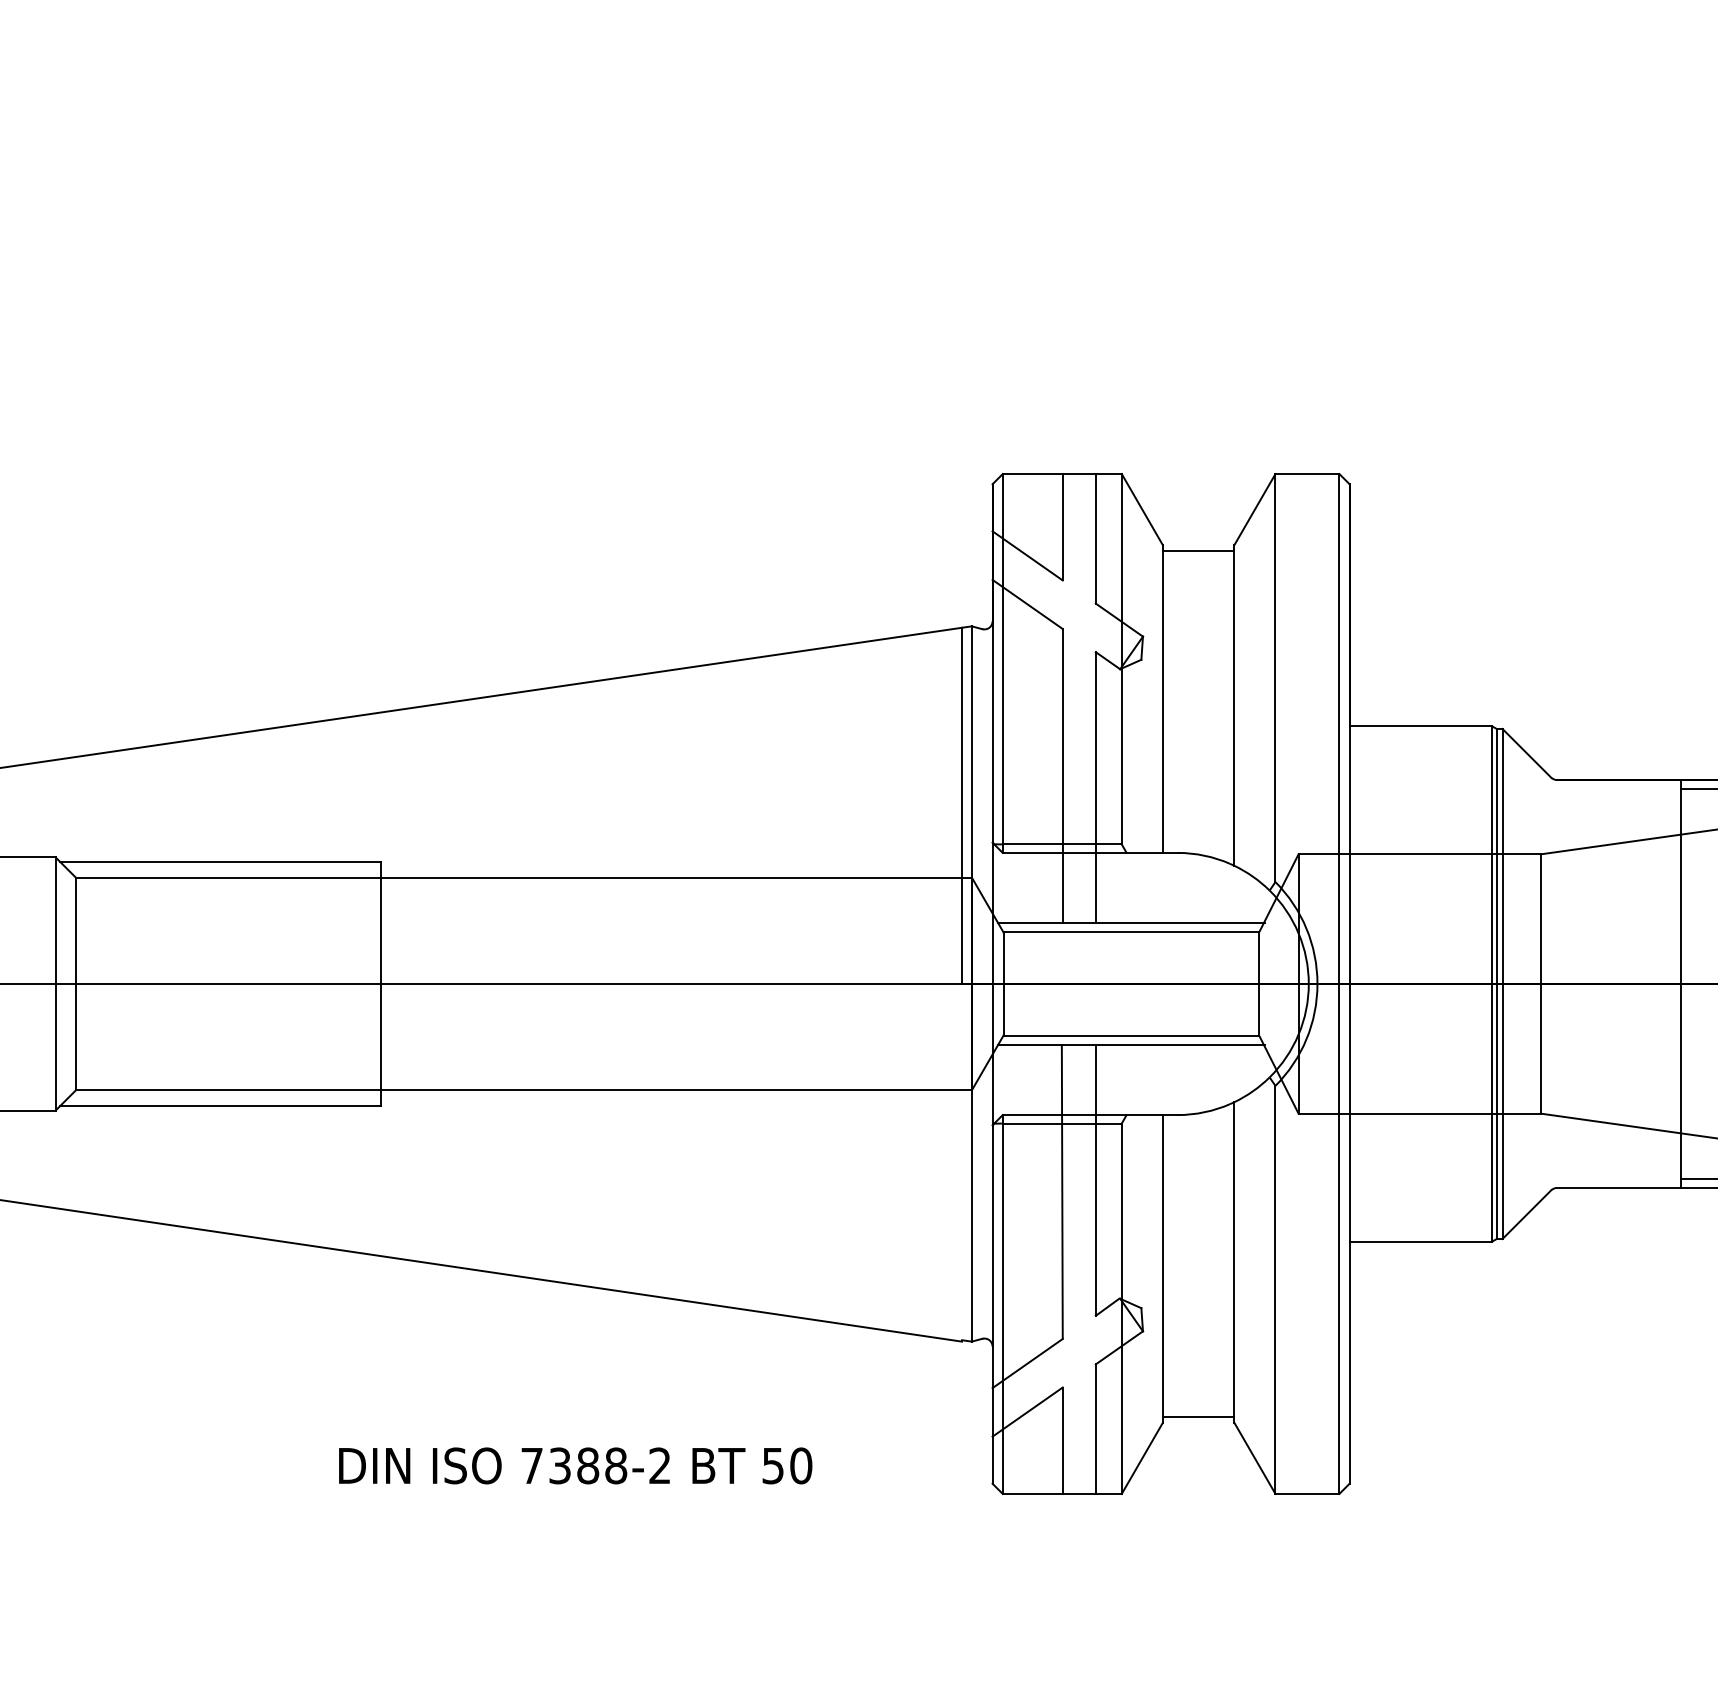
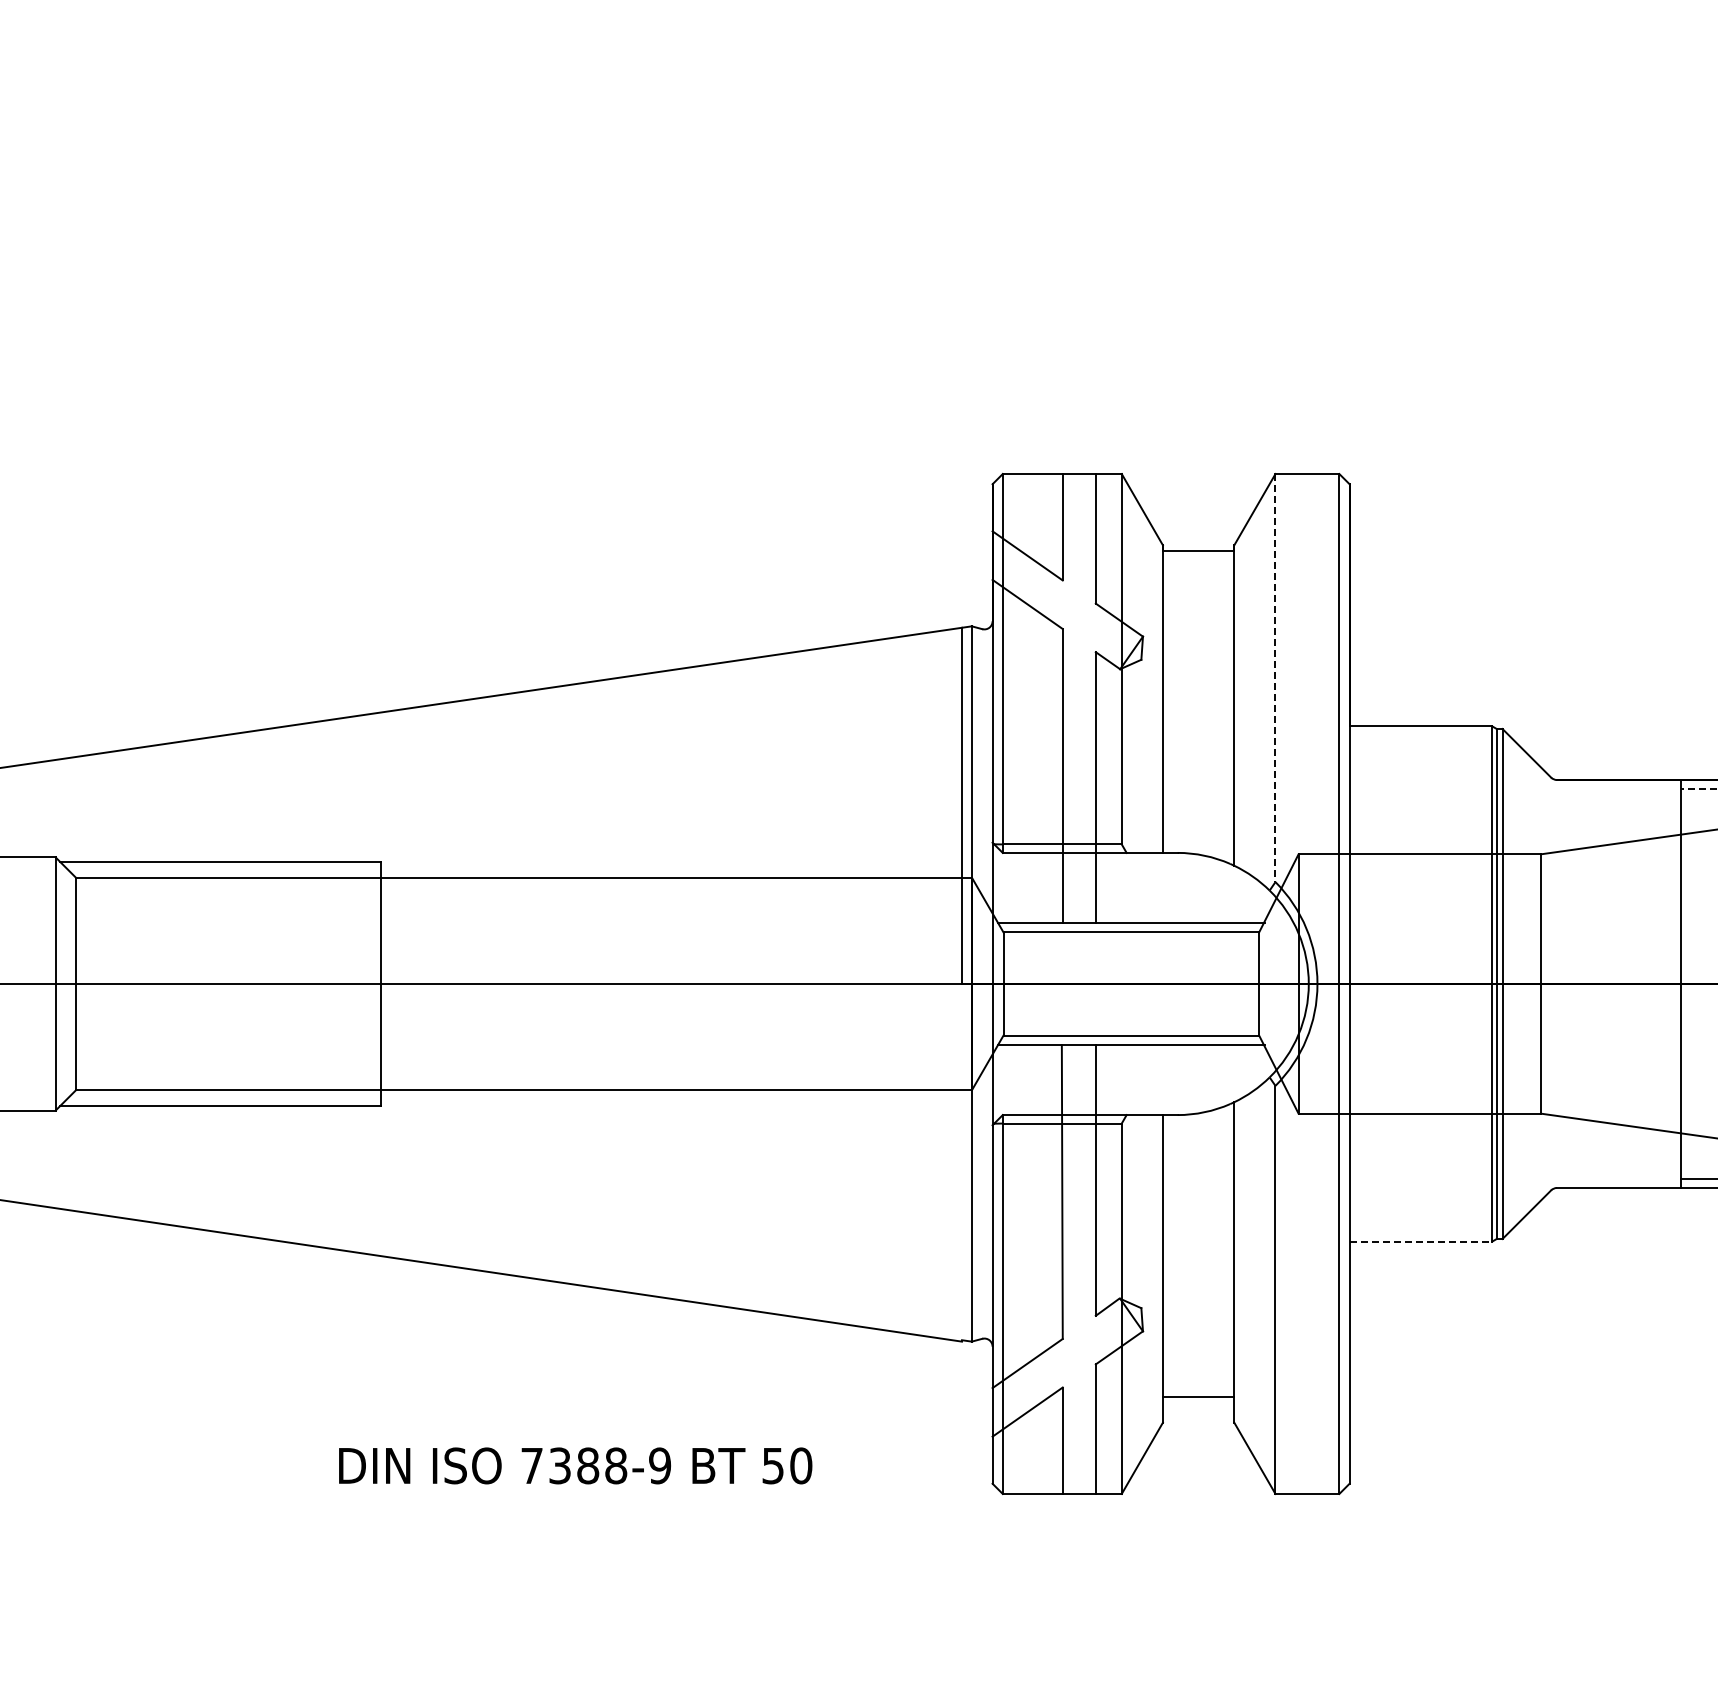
line: solid -> dashed (1275, 678)
line: solid -> dashed (1699, 789)
line: solid -> dashed (1421, 1241)
line position: (1198, 1417) -> (1198, 1397) (1198, 1397)
text: 7388-2 -> 7388-9 (660, 1465)
